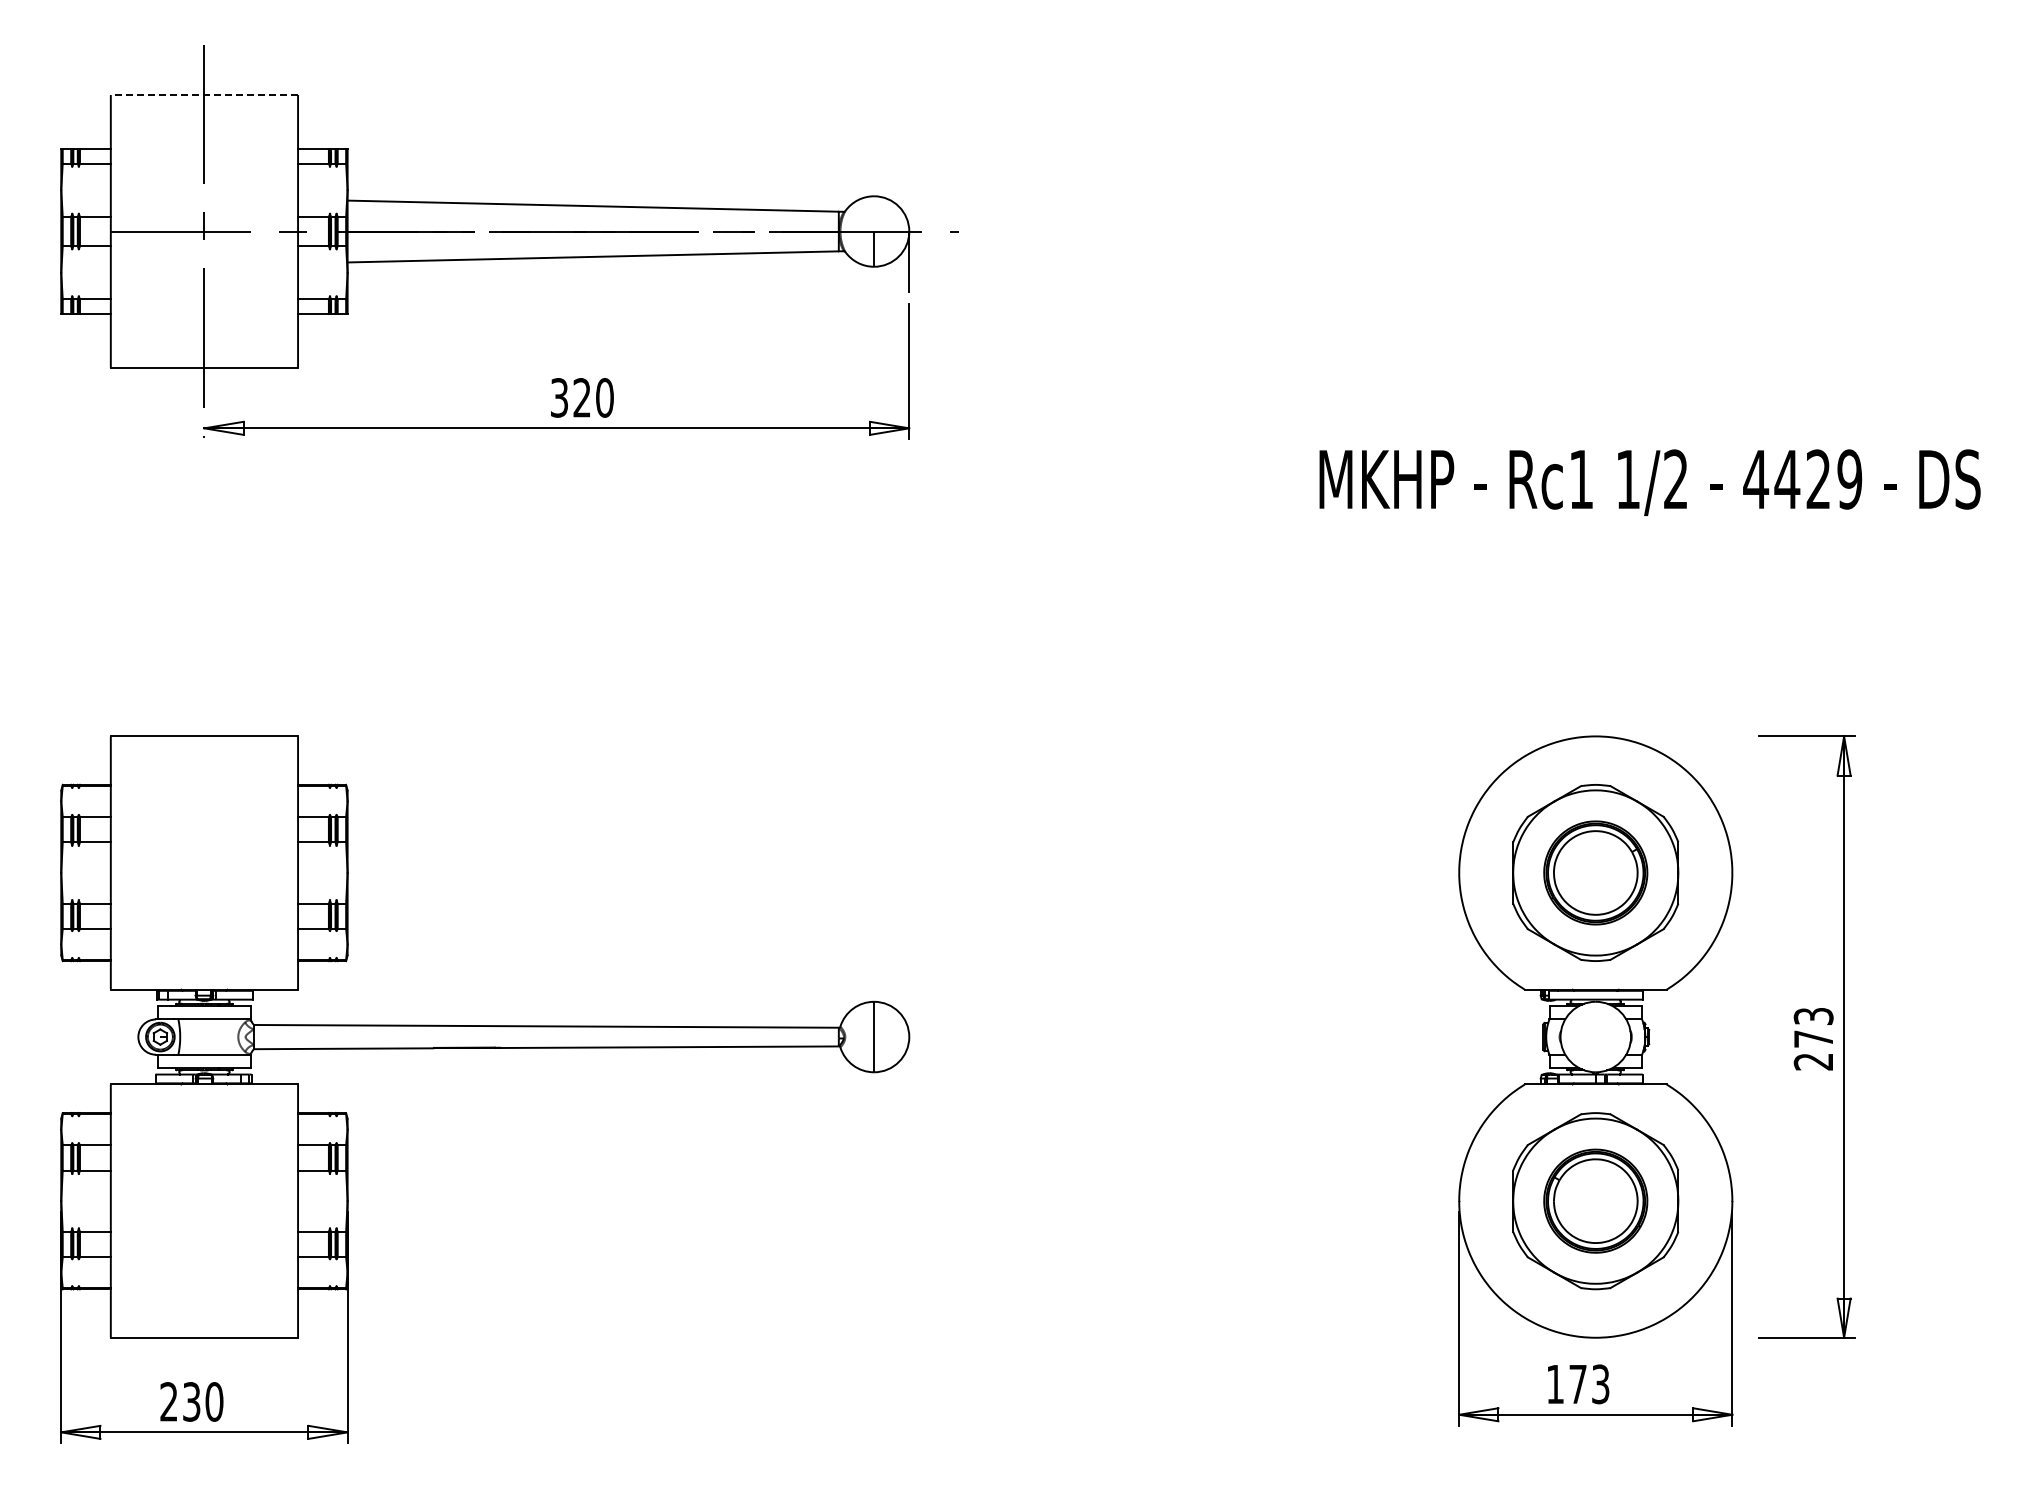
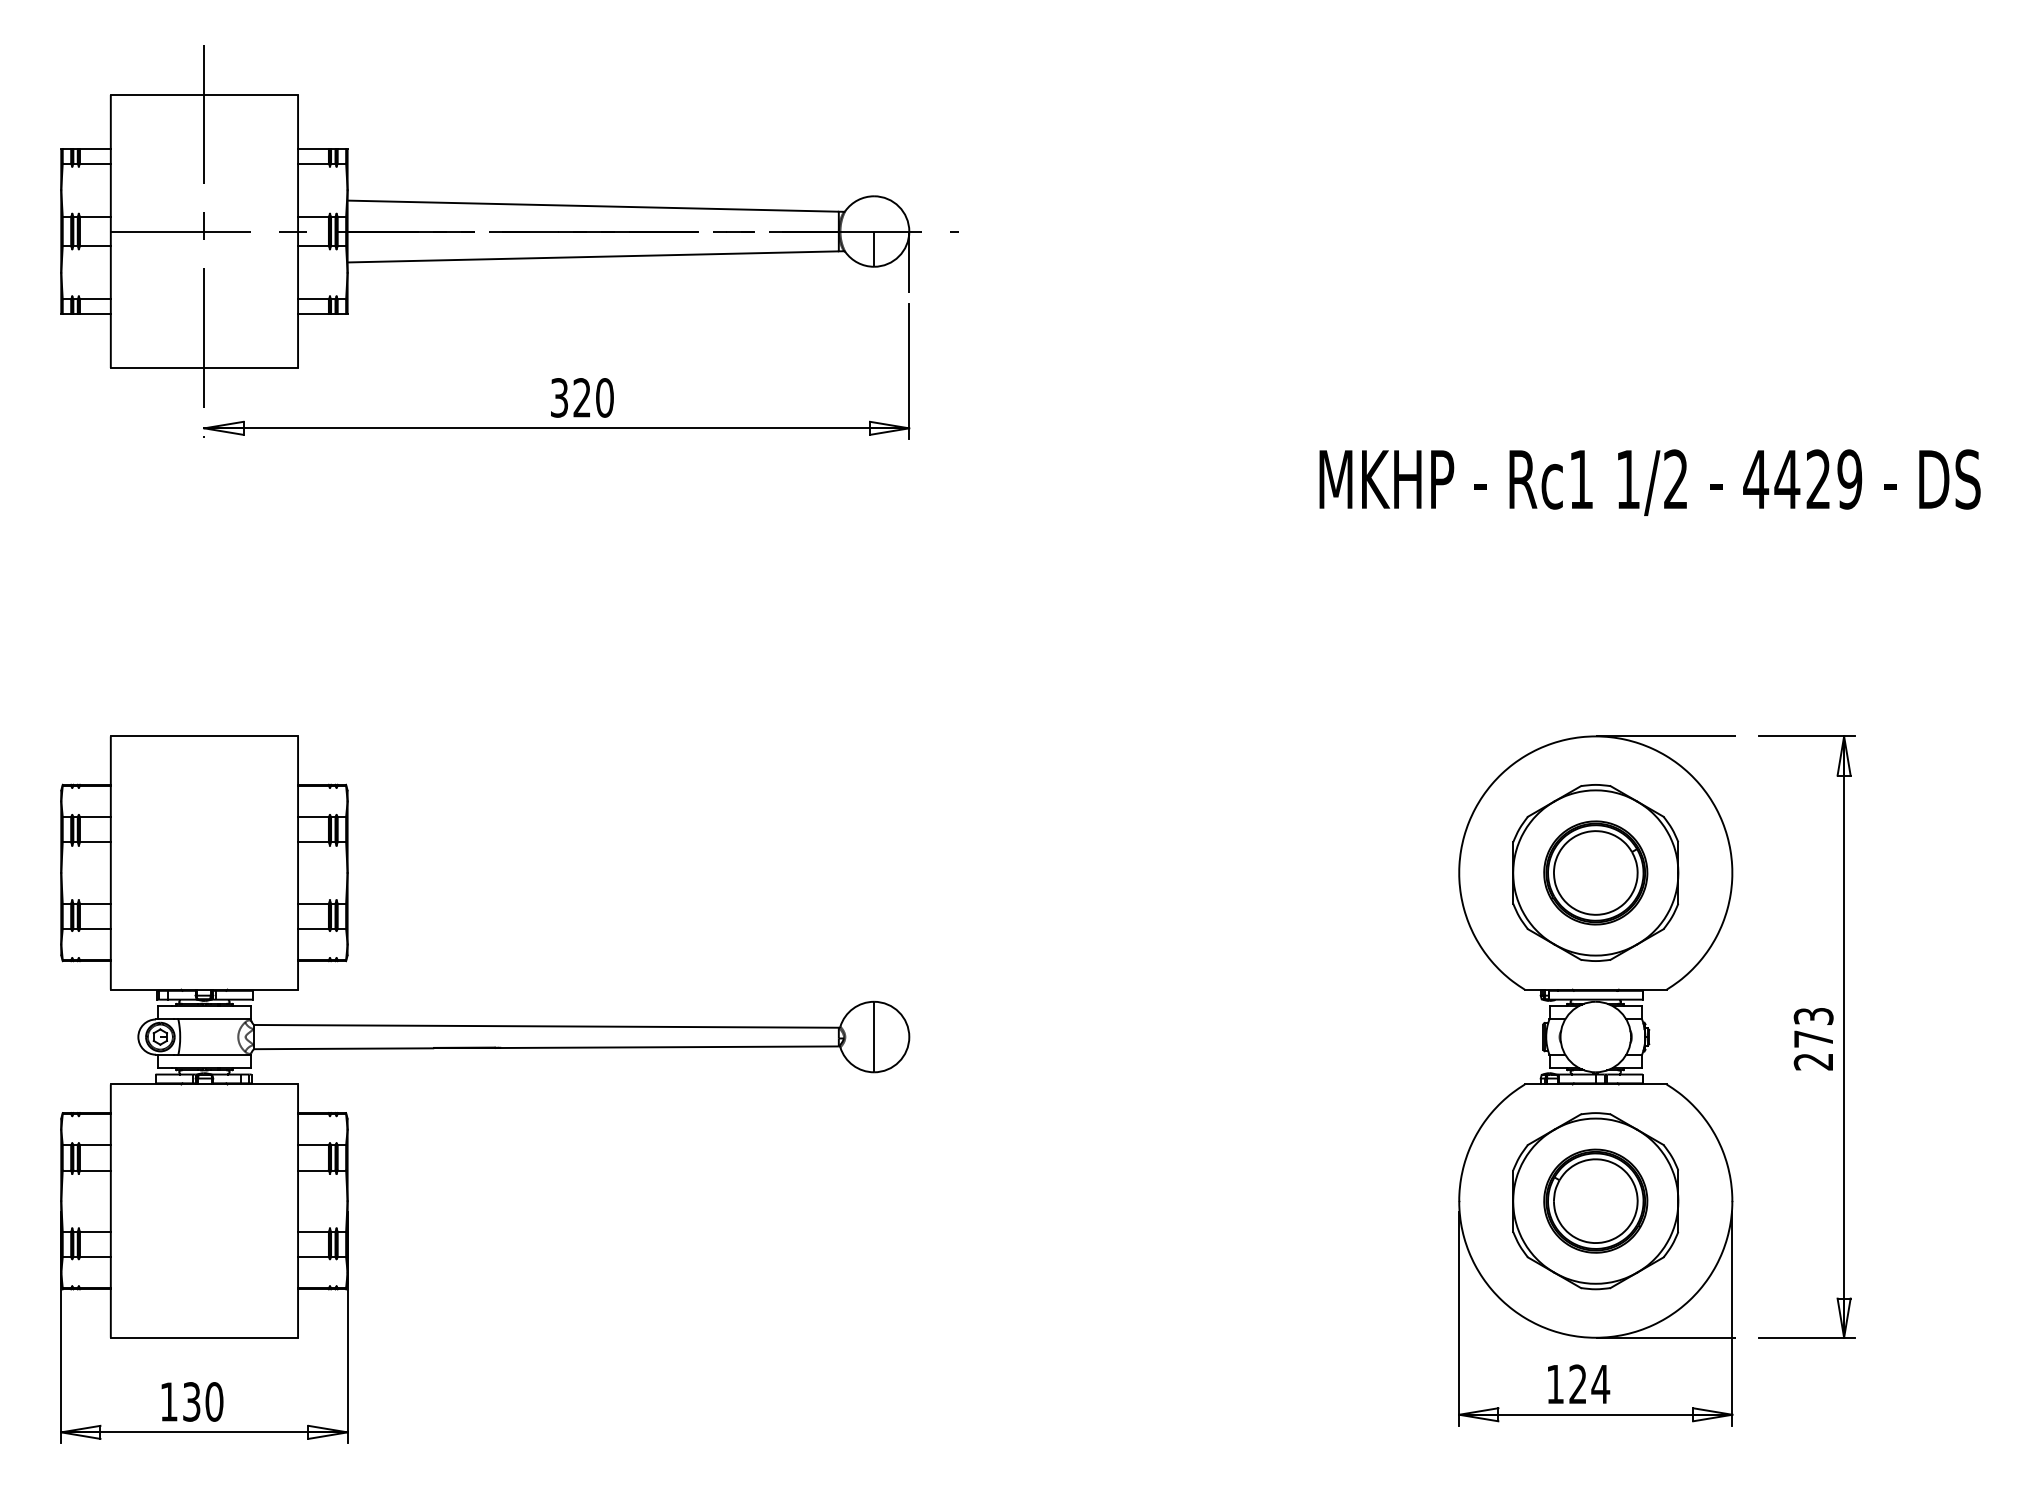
line: dashed -> solid (204, 94)
line: none -> present (1671, 736)
line: none -> present (1671, 1337)
text: 173 -> 124 (1589, 1384)
text: 230 -> 130 (168, 1401)
